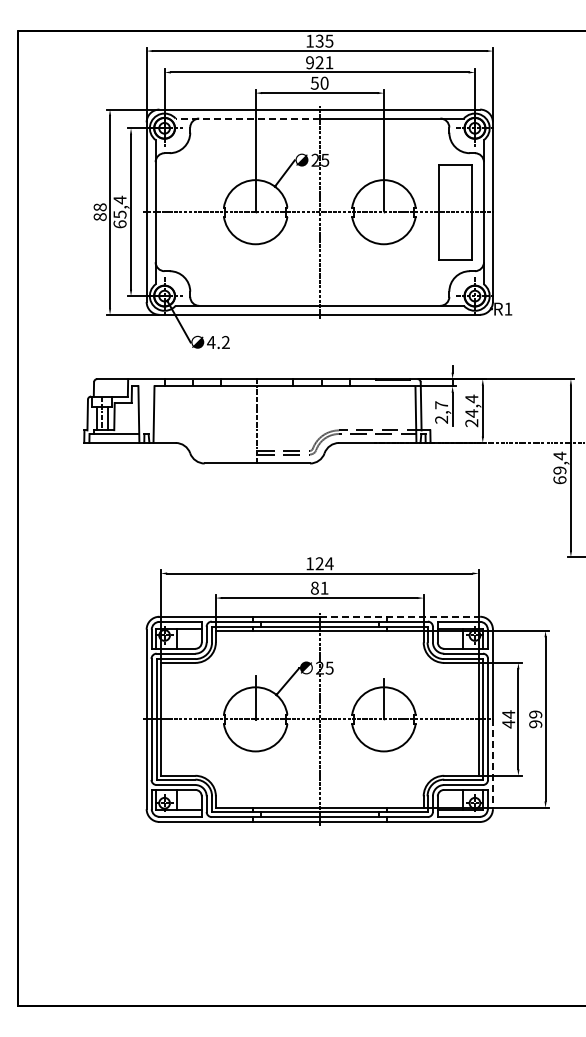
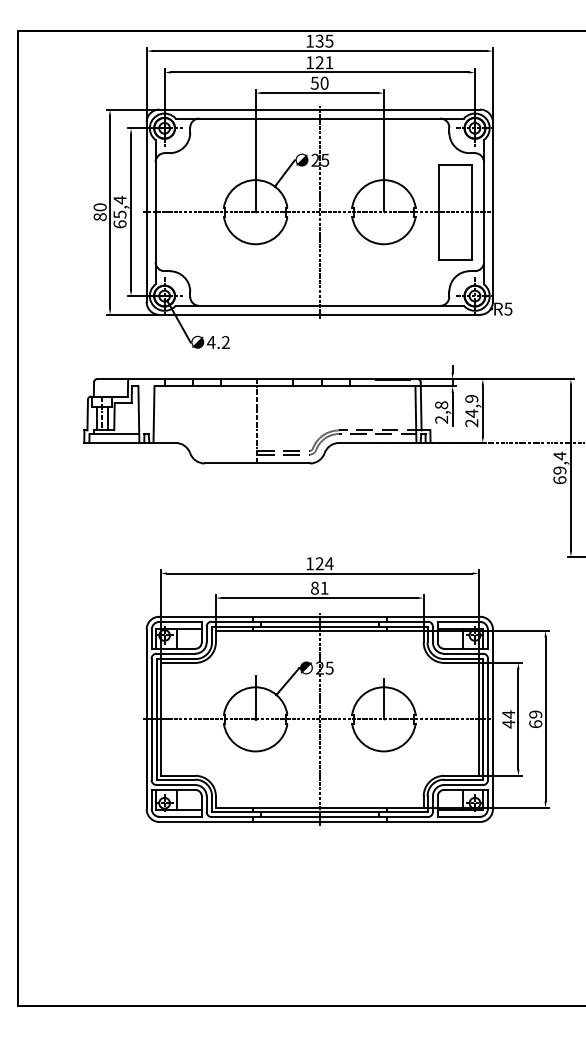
text: 921 -> 121 (309, 62)
line: dashed -> solid (247, 118)
text: 88 -> 80 (100, 207)
text: R1 -> R5 (508, 308)
text: 24,4 -> 24,9 (471, 398)
text: 2,7 -> 2,8 (441, 405)
line: dashed -> solid (400, 616)
text: 99 -> 69 (535, 724)
line: dashed -> solid (492, 764)
